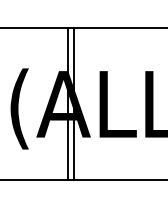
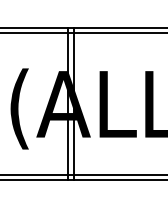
line: none -> present (83, 33)
line: none -> present (83, 174)
